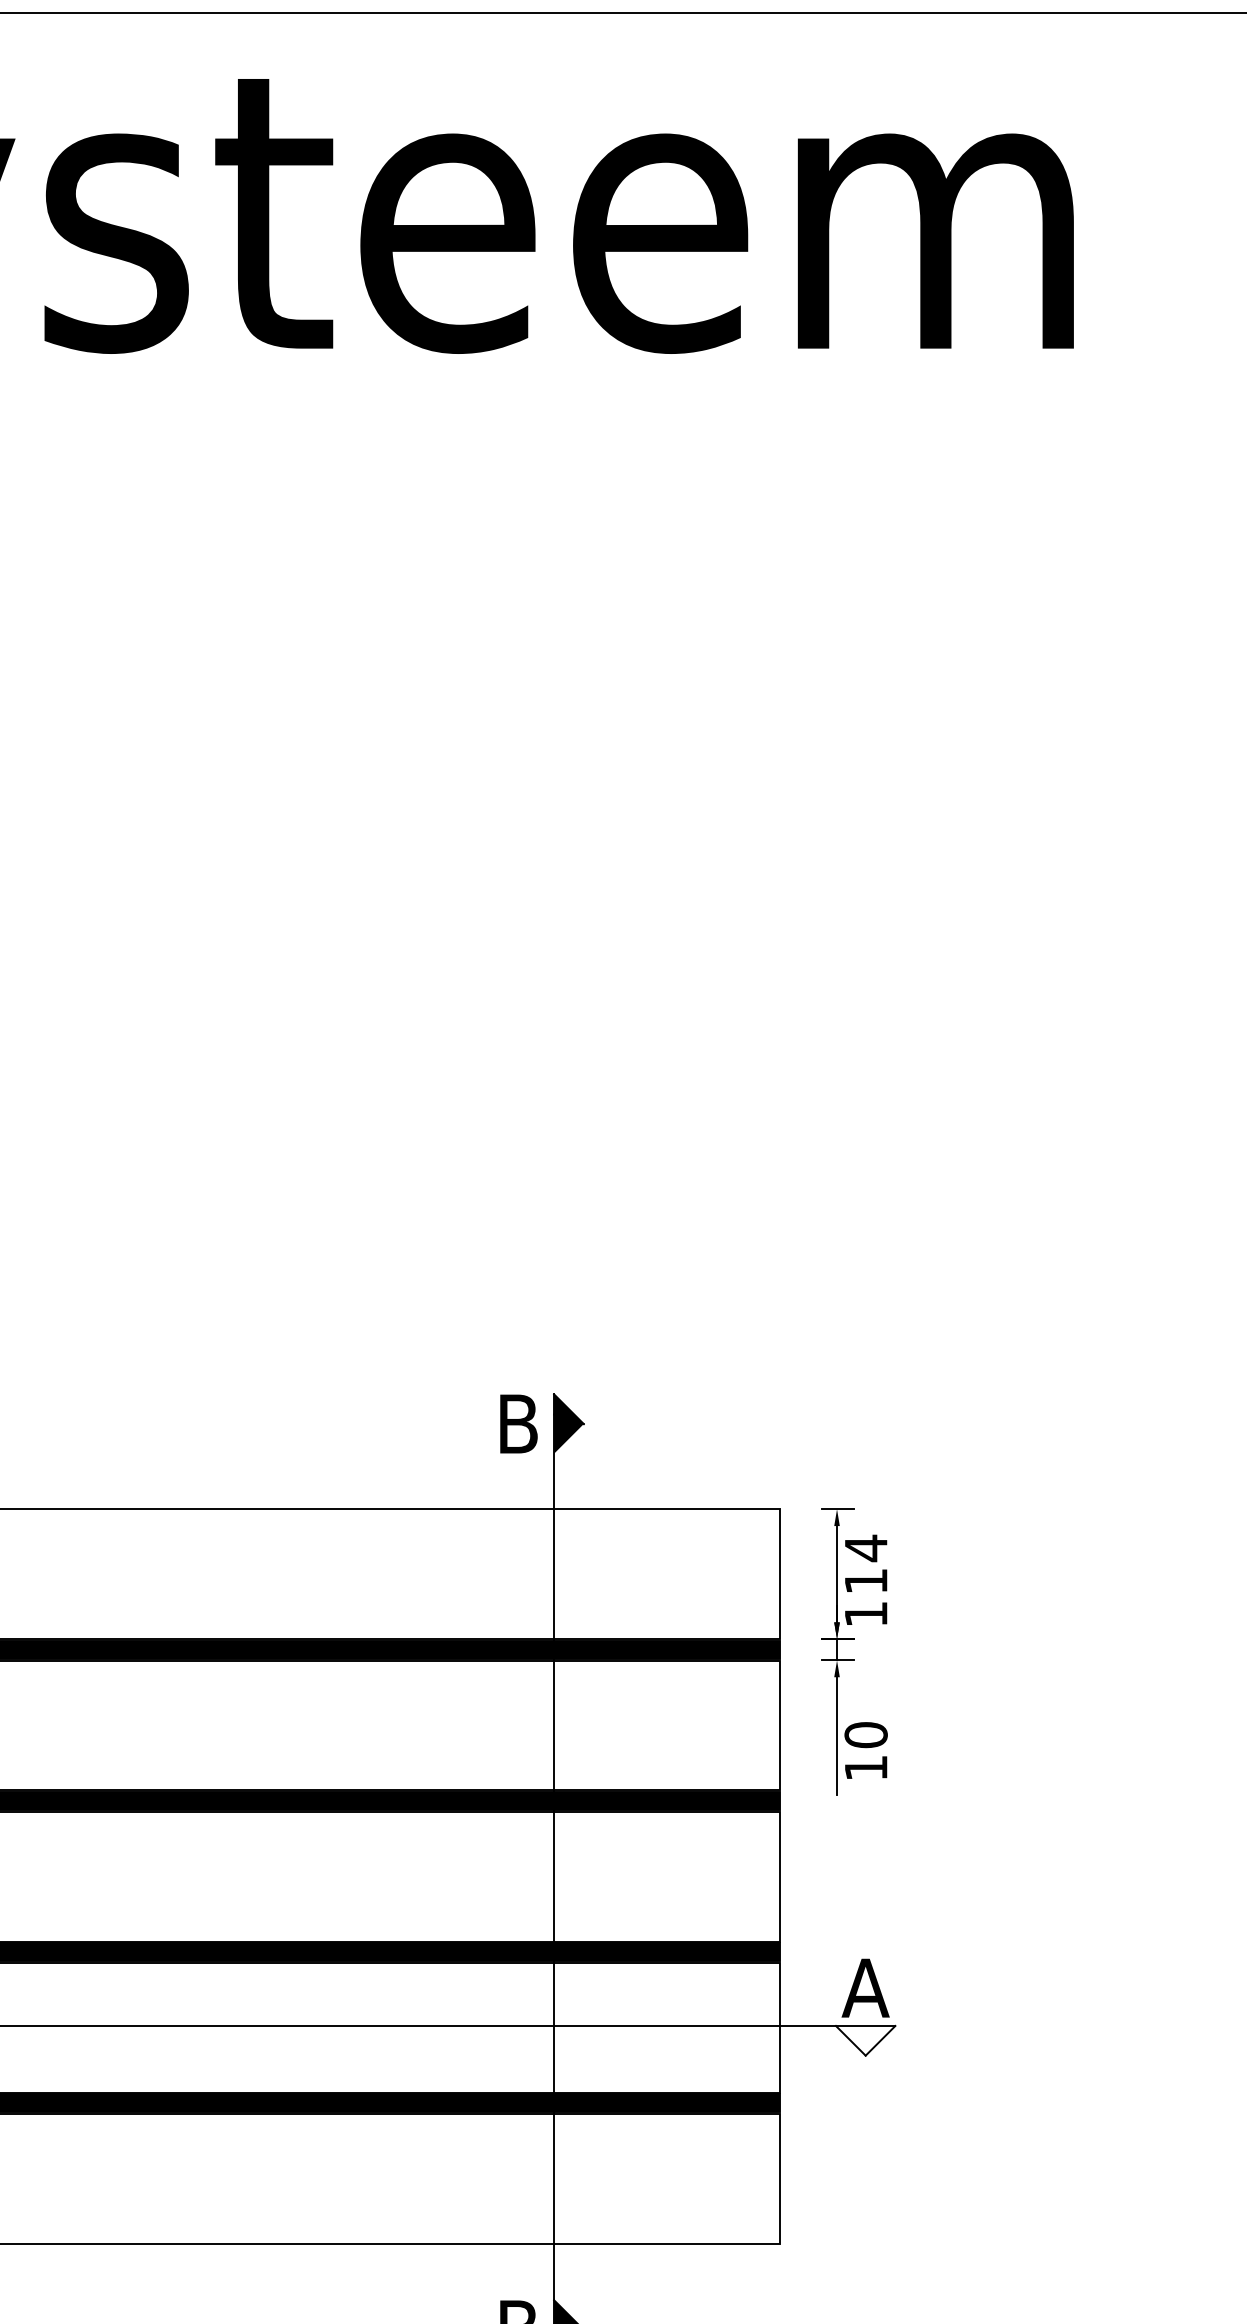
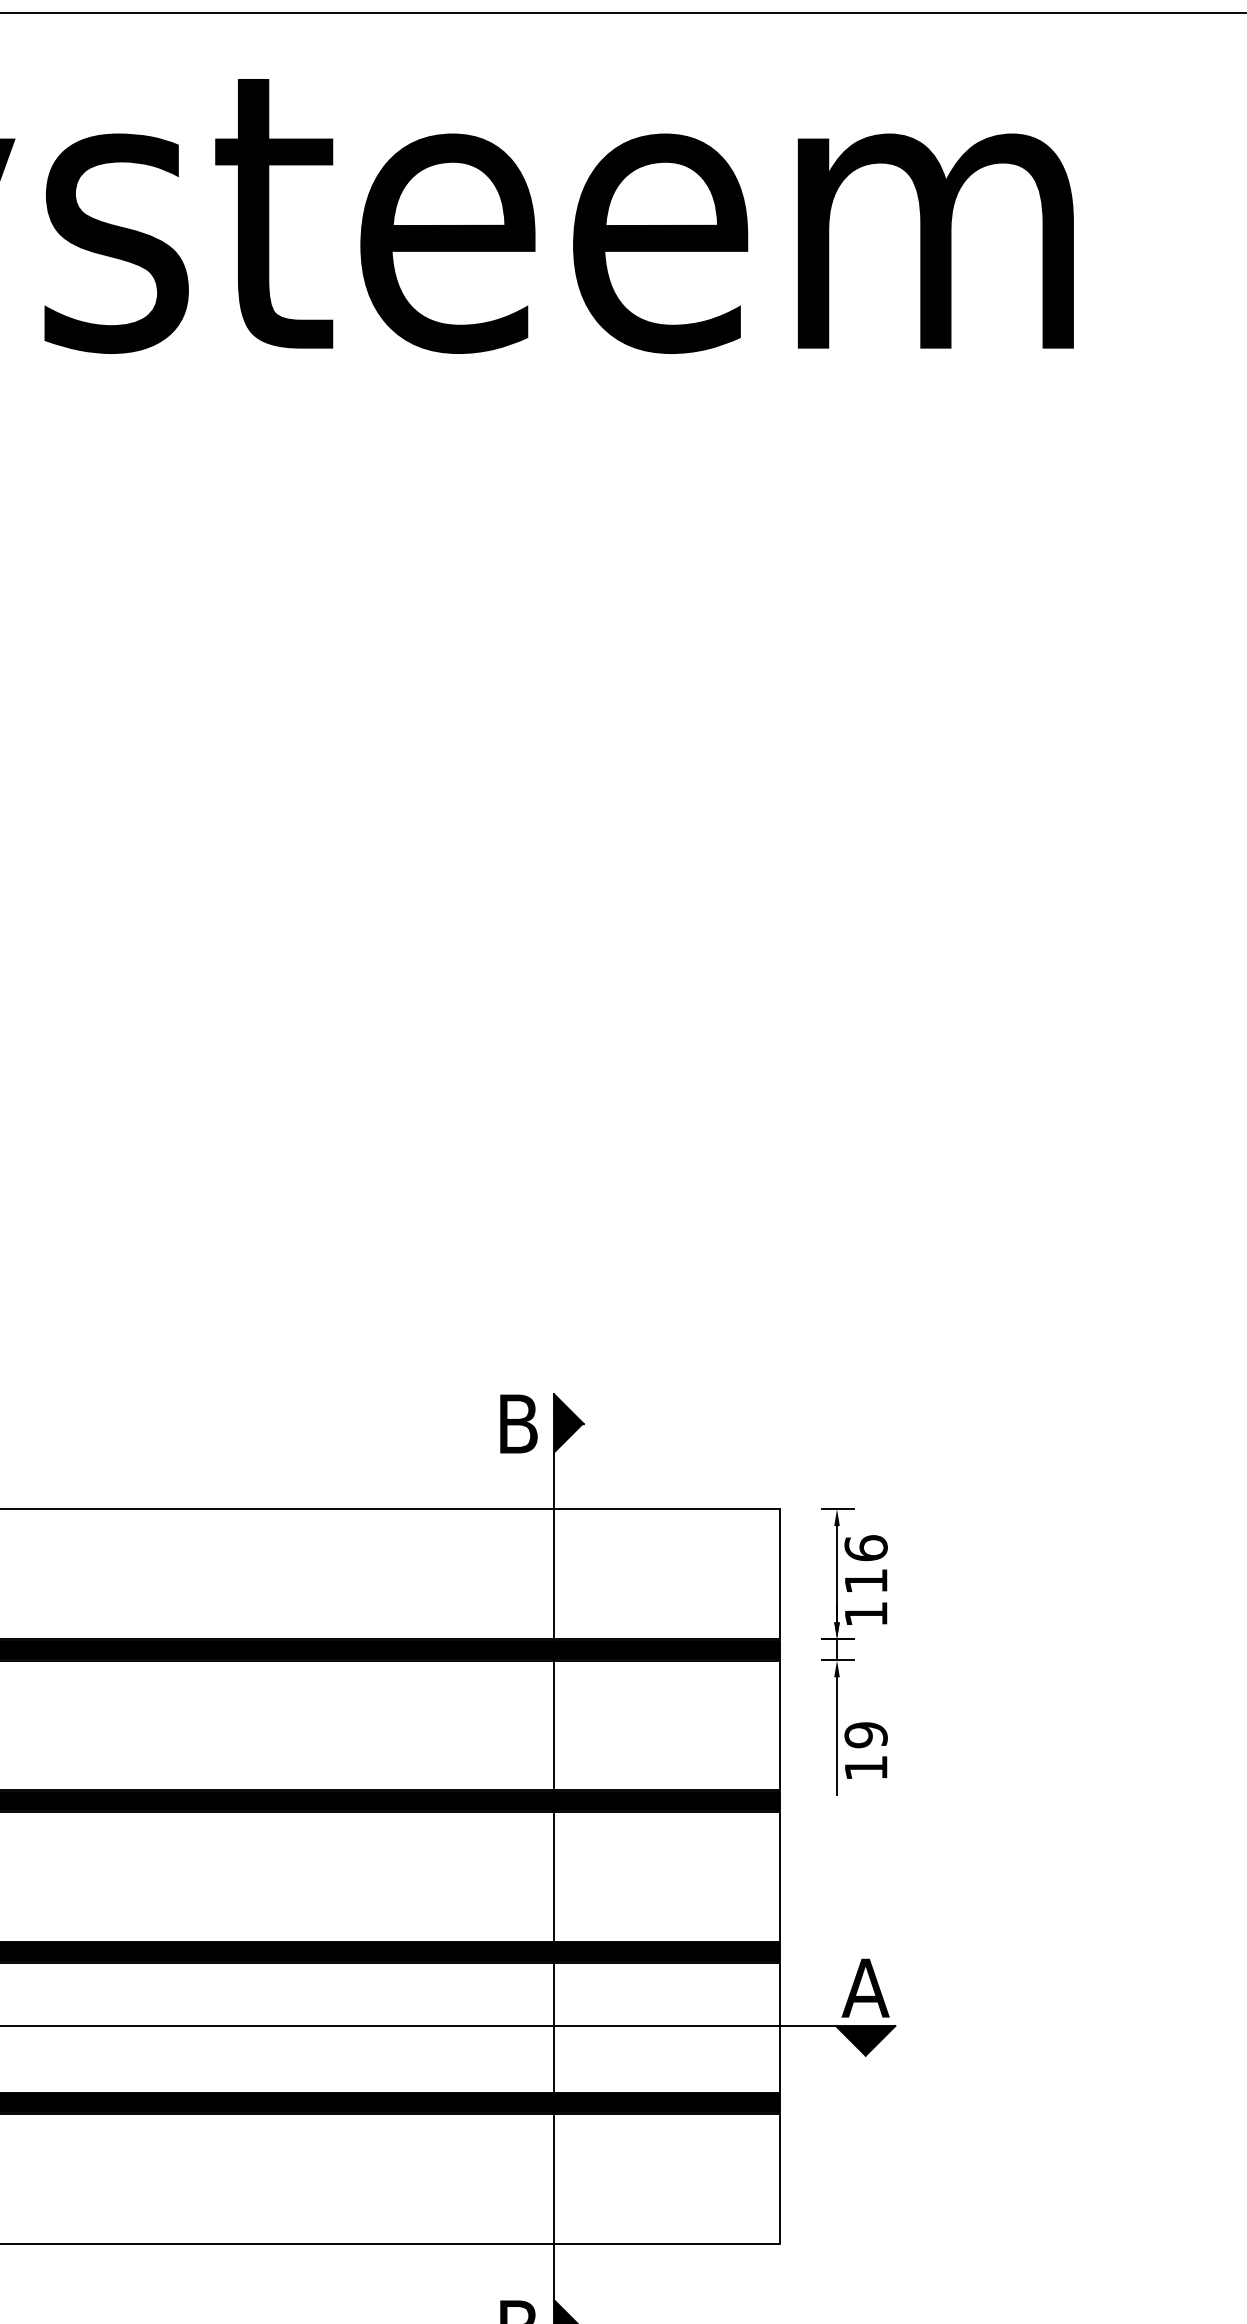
text: 114 -> 116 (865, 1548)
text: 10 -> 19 (865, 1735)
fill: none -> present (865, 2040)
